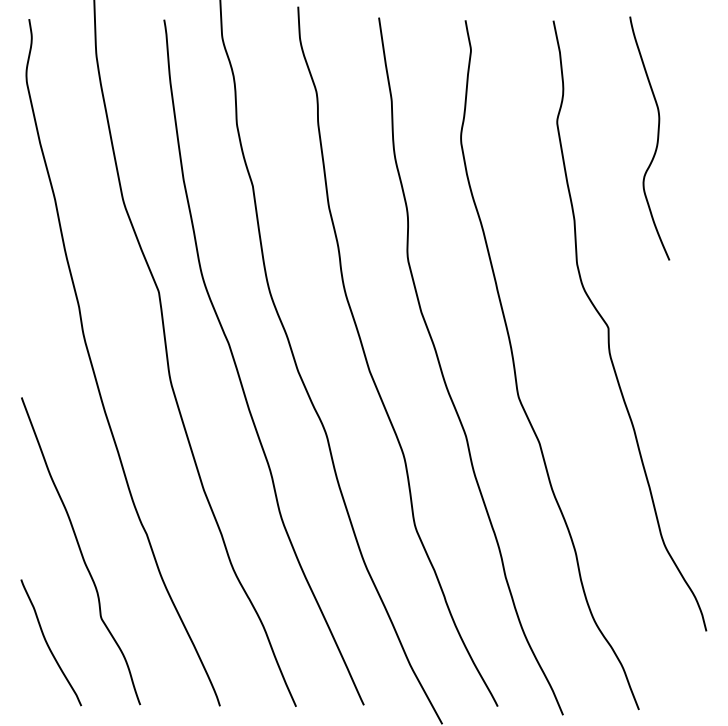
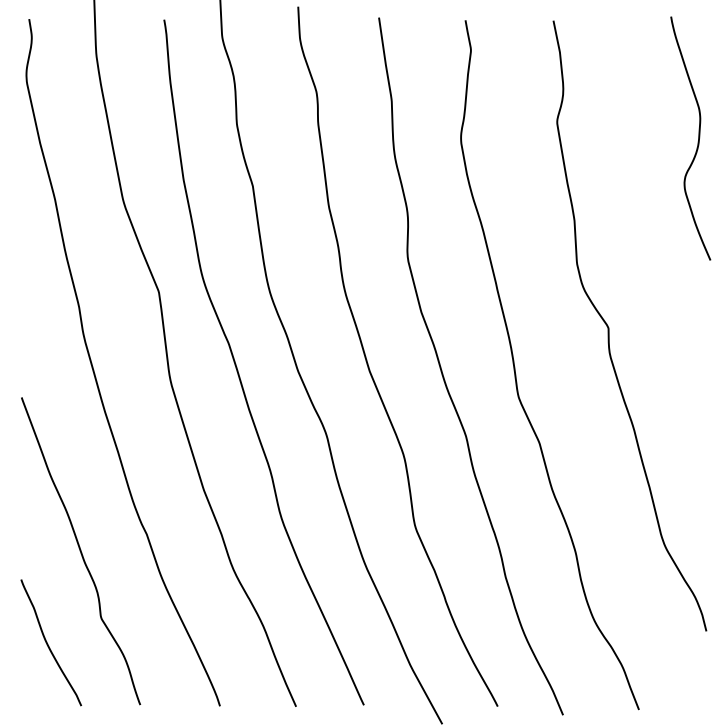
curve position: (656, 141) -> (697, 141) (697, 141)
